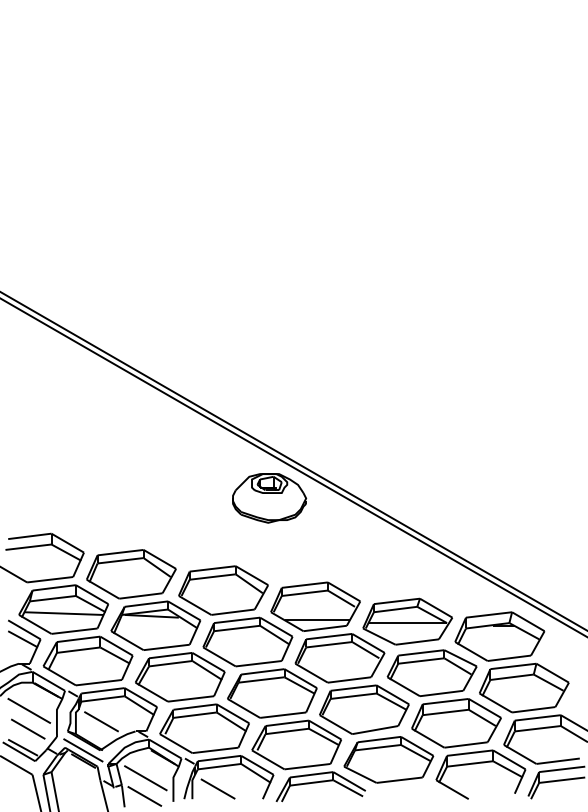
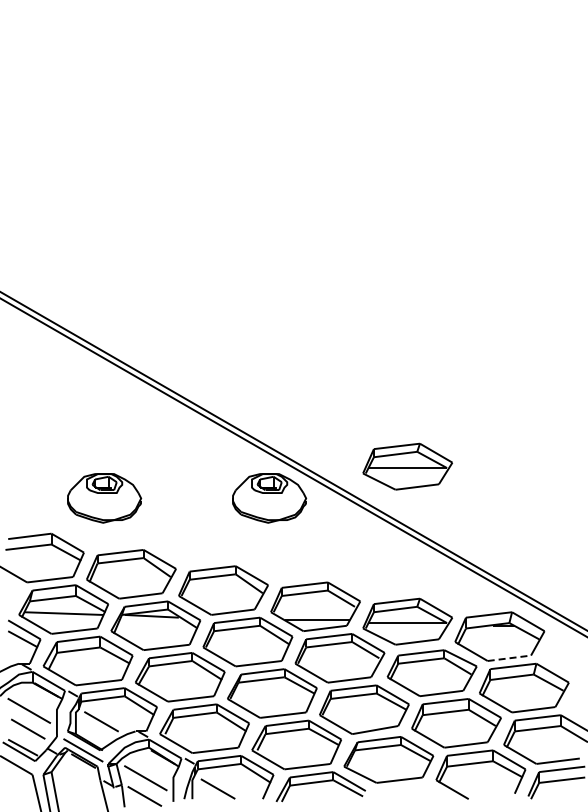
part: none -> present (407, 466)
part: none -> present (104, 498)
line: solid -> dashed (509, 658)
